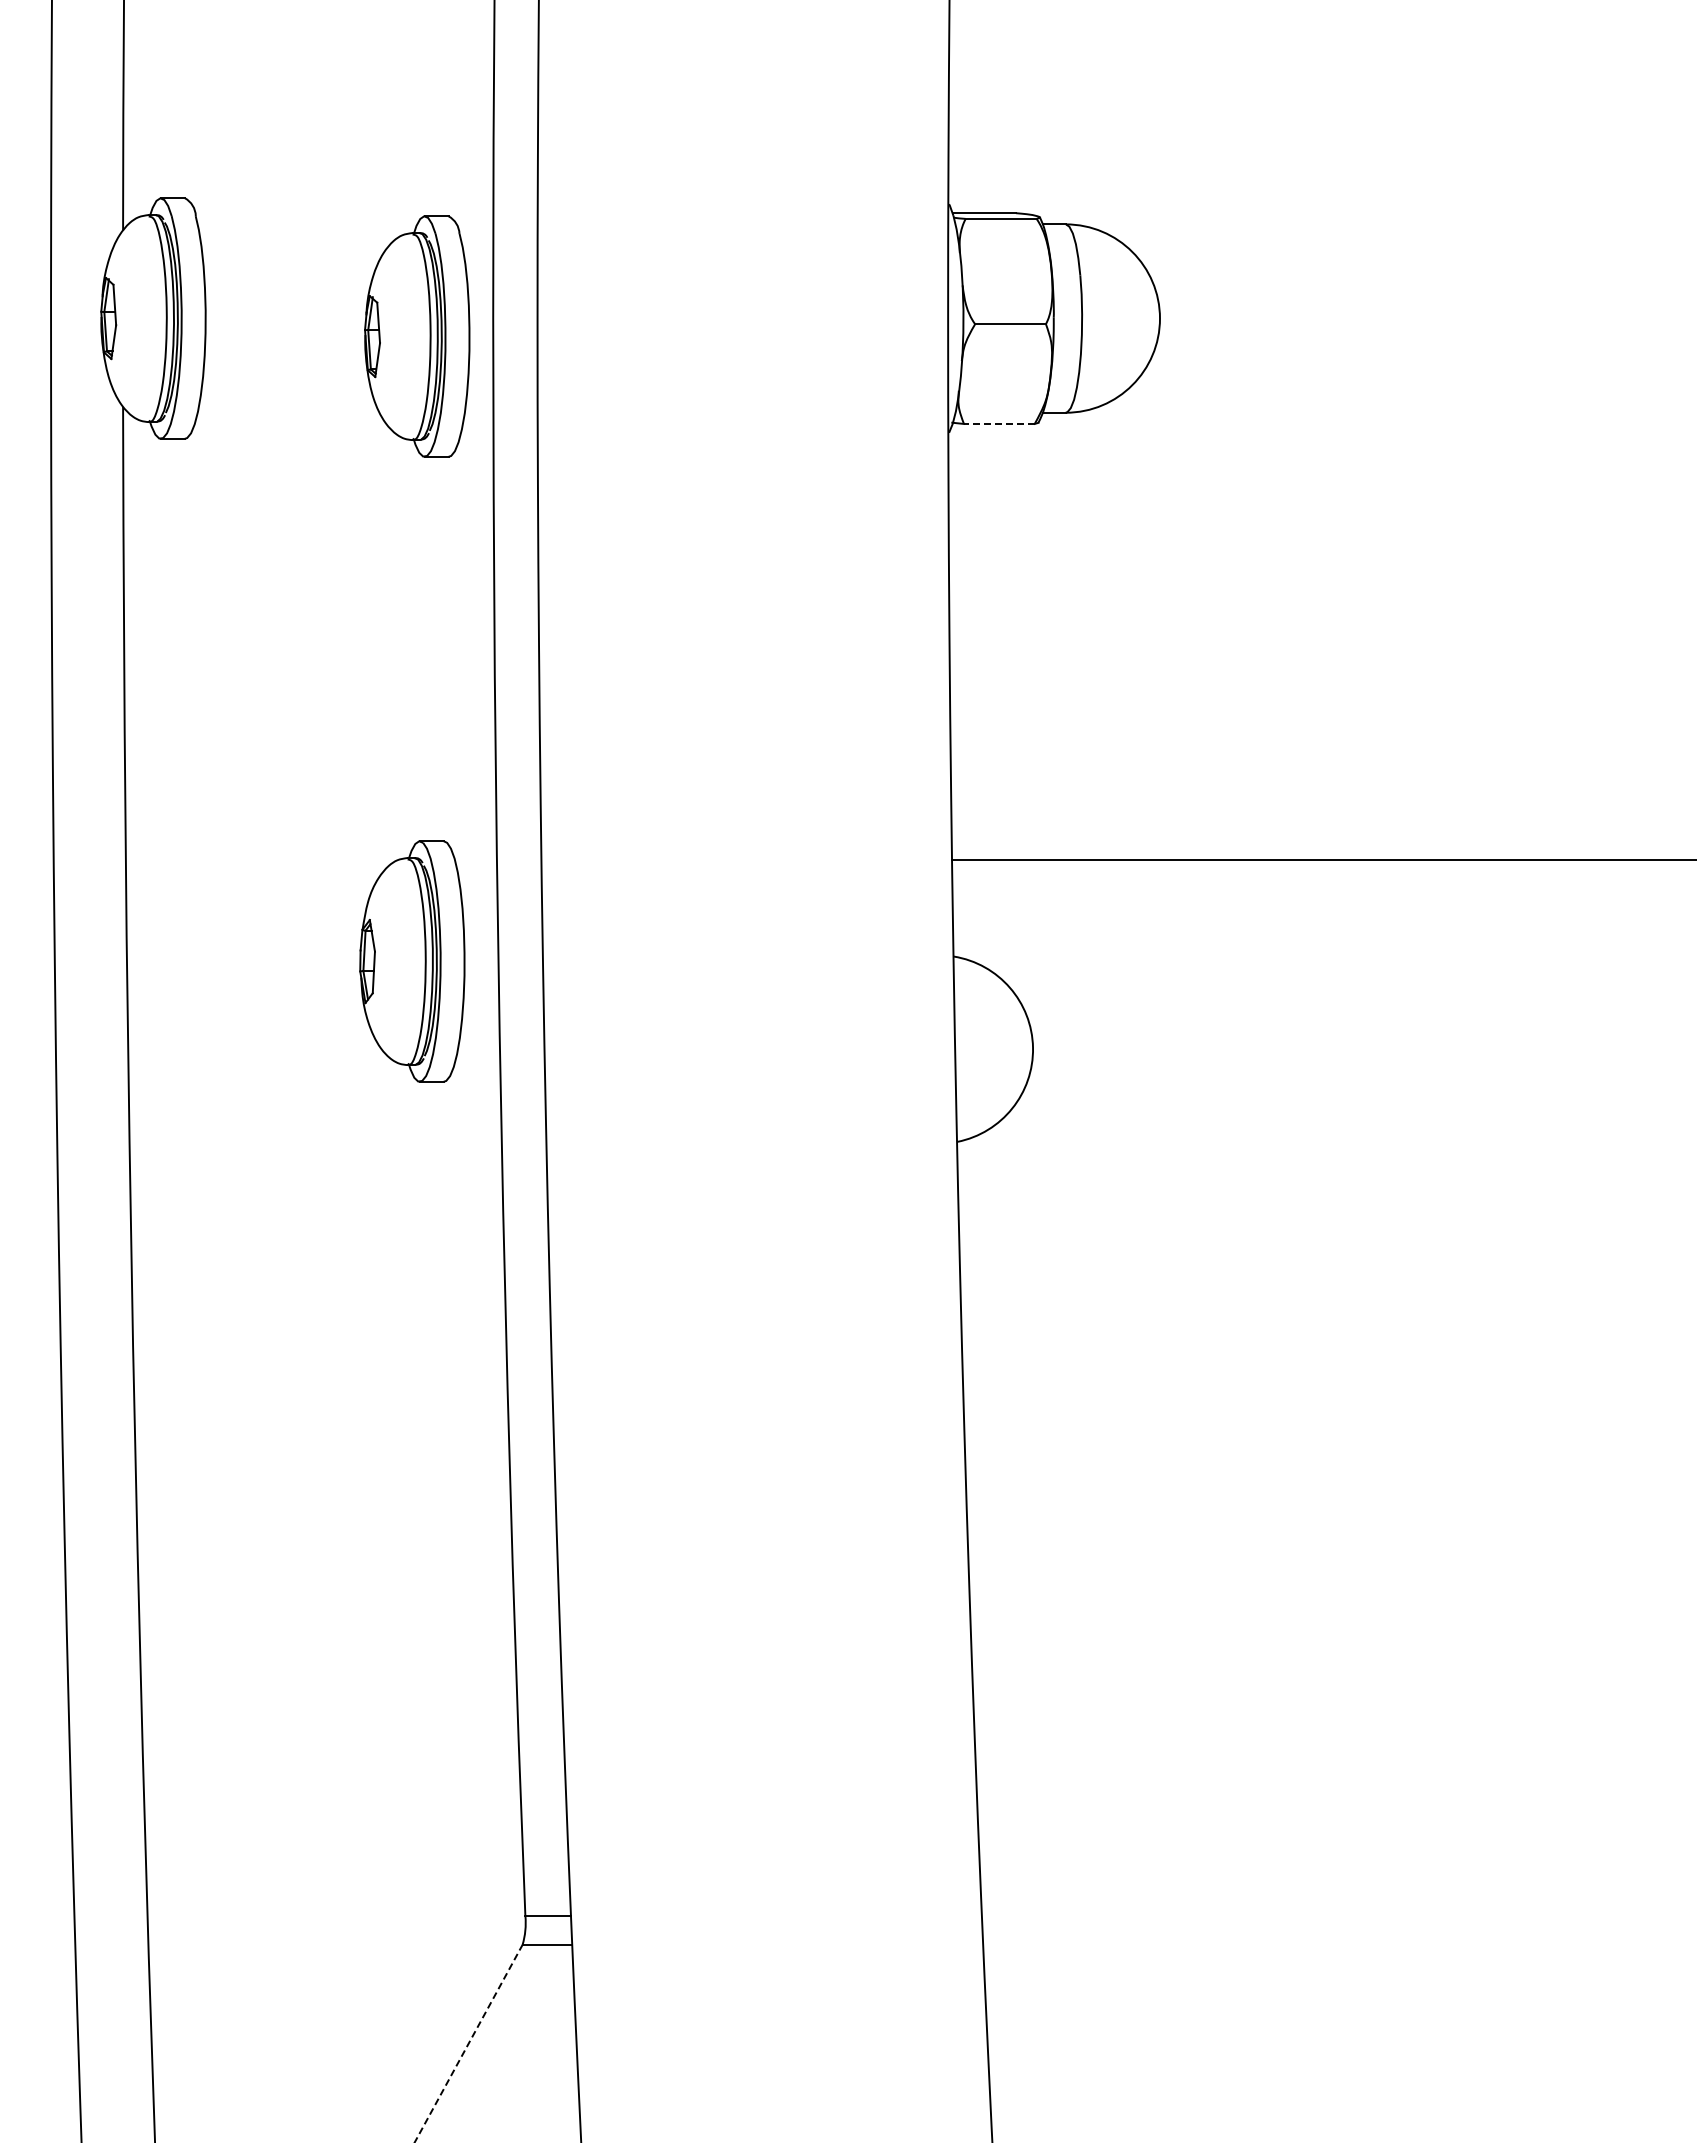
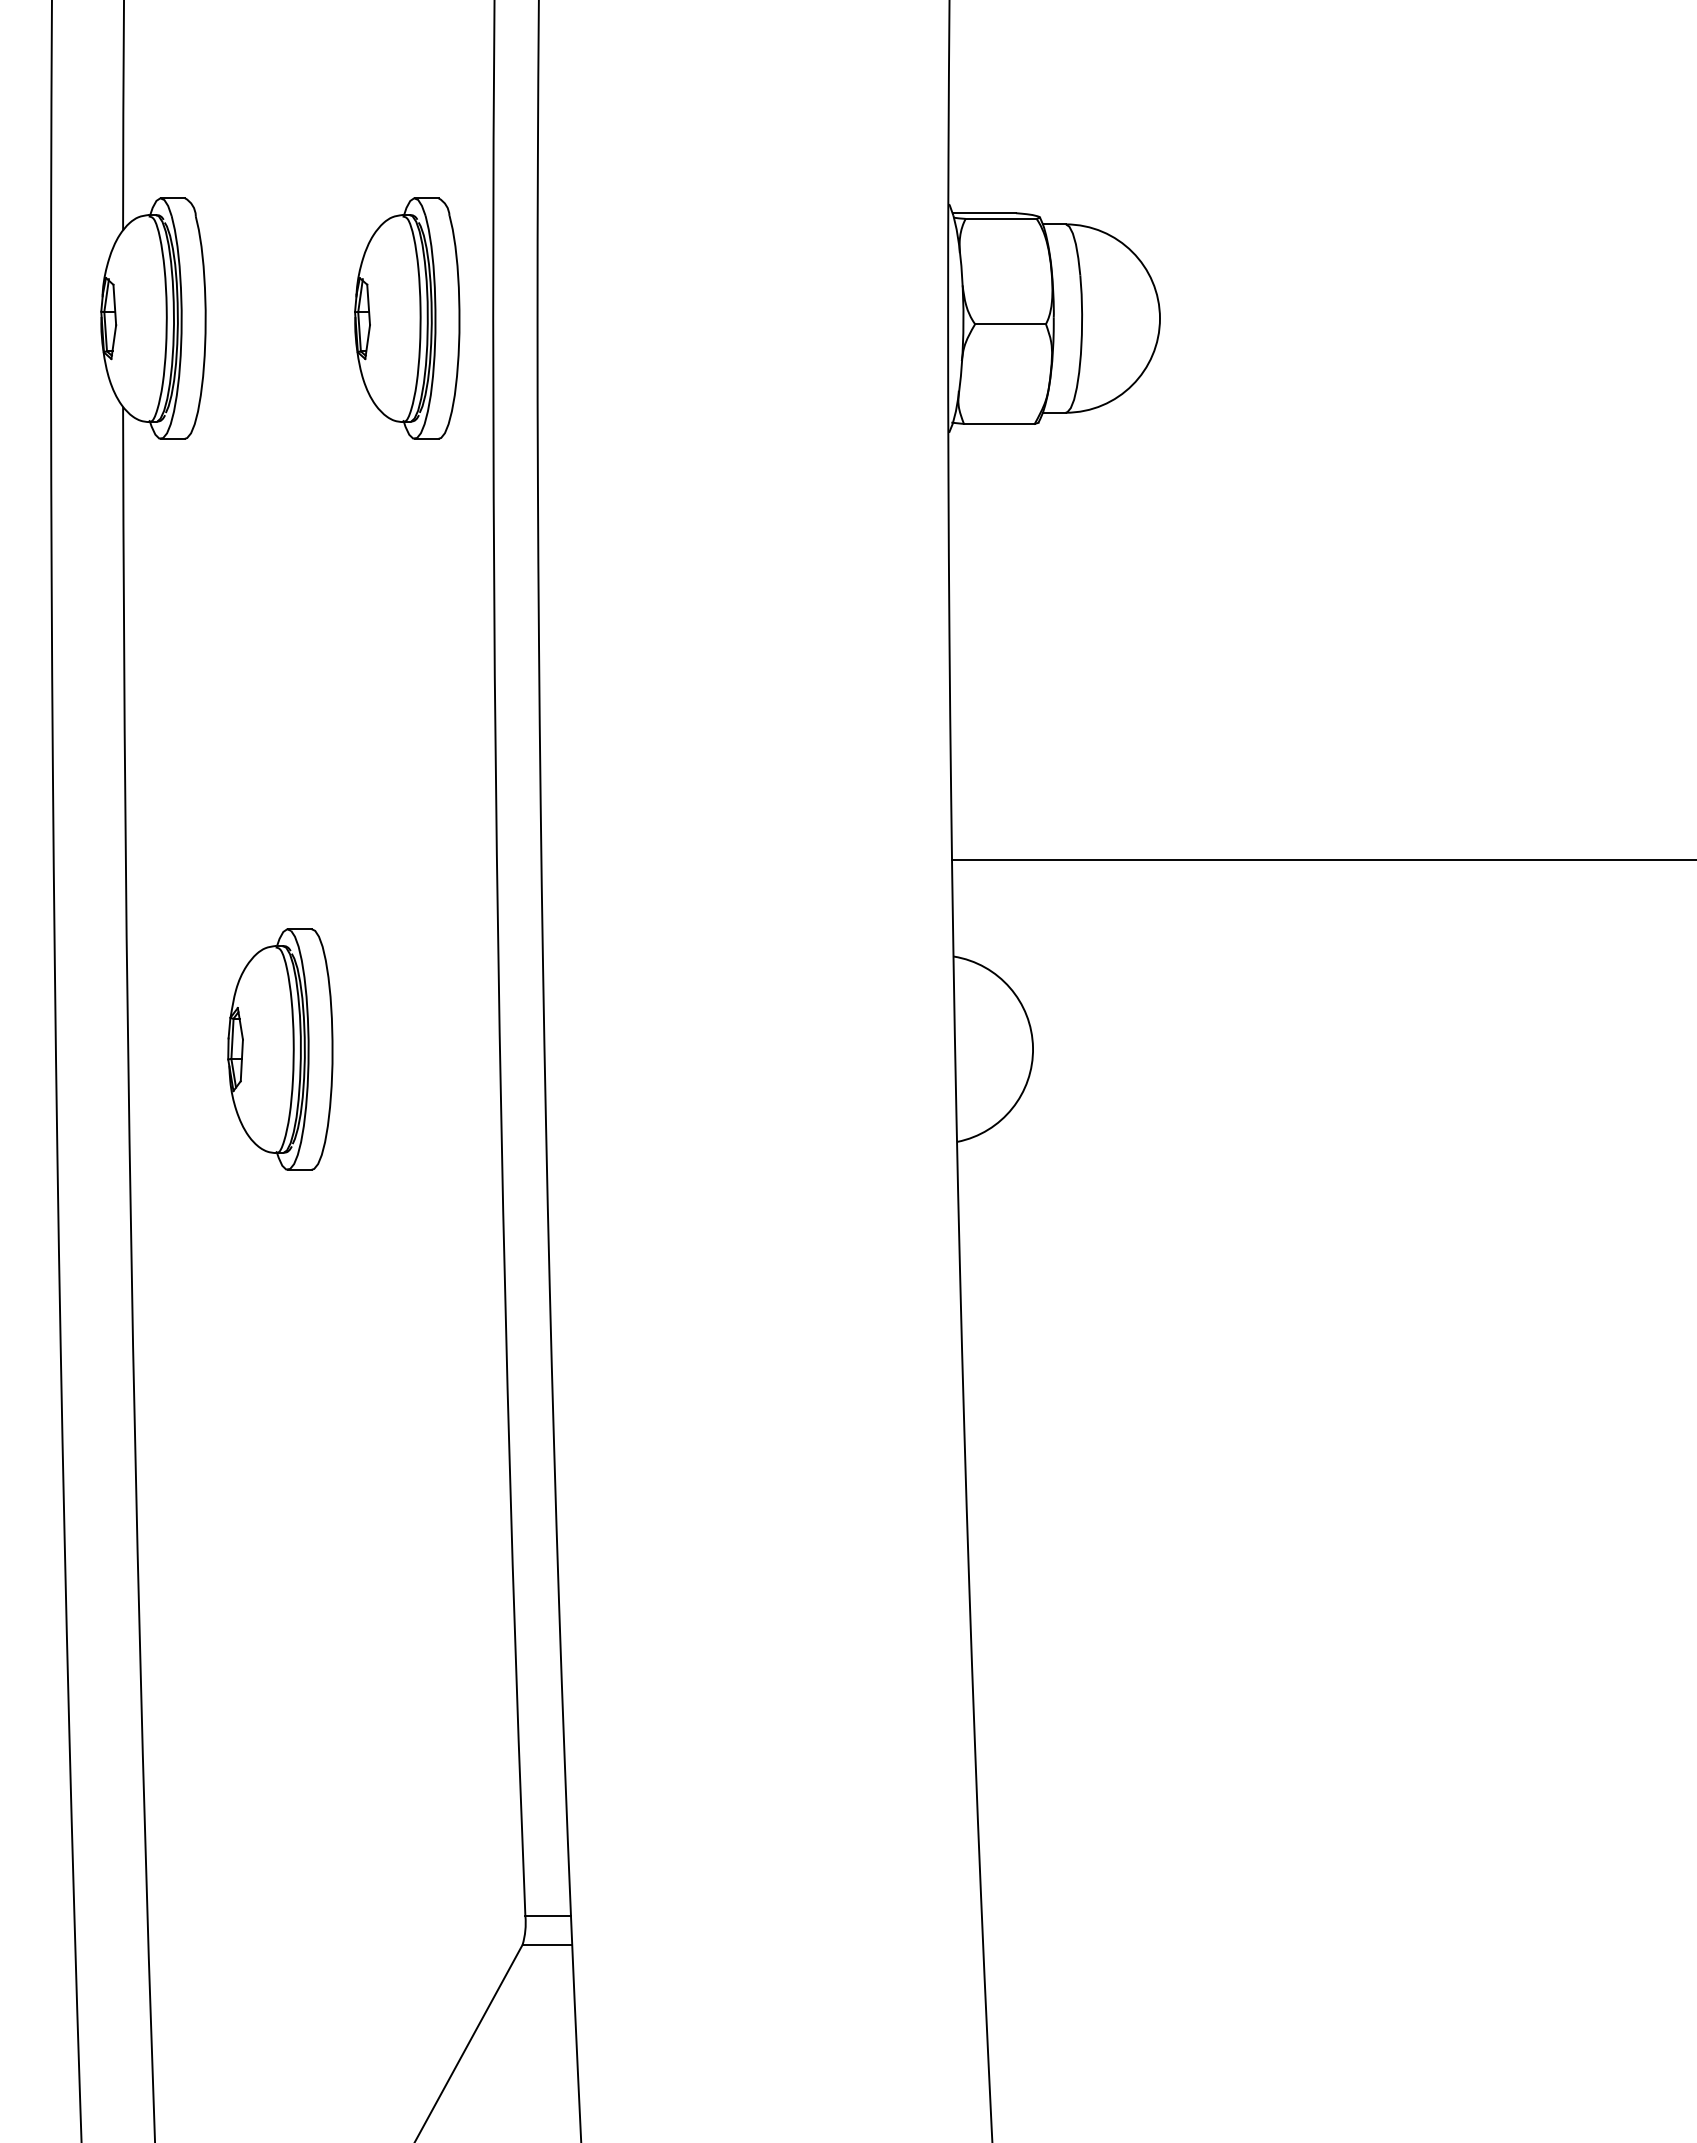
part position: (417, 336) -> (407, 318) (407, 318)
line: dashed -> solid (998, 423)
part position: (412, 961) -> (280, 1049) (280, 1049)
line: dashed -> solid (468, 2043)
